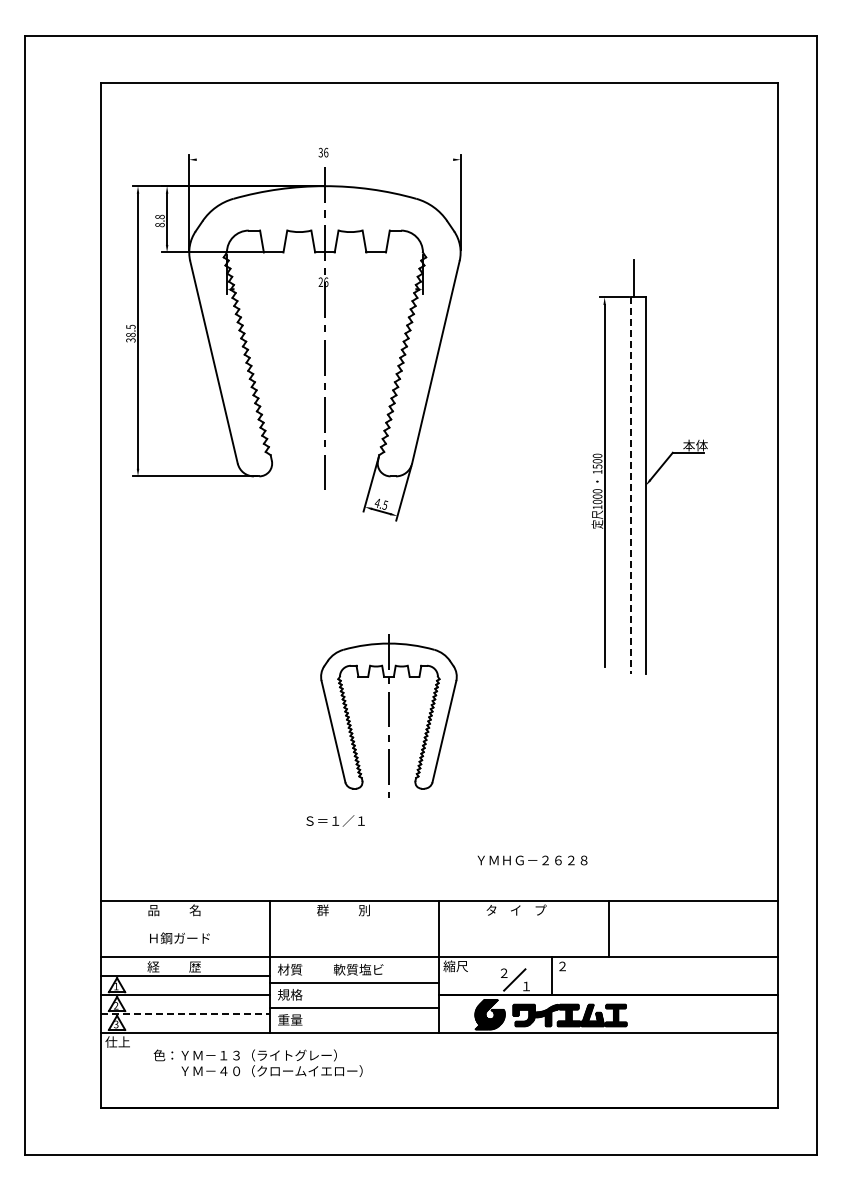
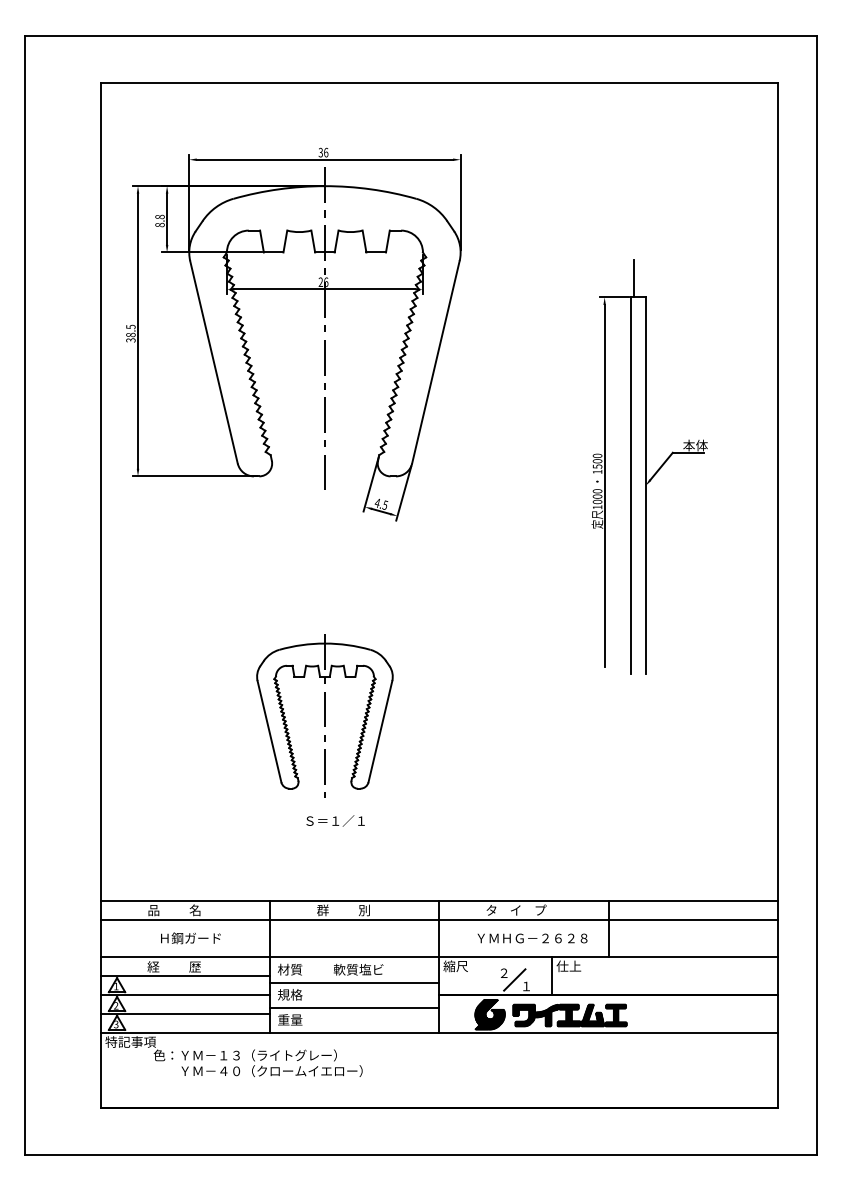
line: none -> present (324, 159)
line: none -> present (324, 289)
line: dashed -> solid (631, 486)
part position: (388, 715) -> (324, 715) (324, 715)
text position: (532, 860) -> (532, 938) (532, 938)
line: none -> present (439, 919)
text position: (179, 938) -> (190, 938) (190, 938)
text: ２ -> 仕上 (568, 966)
line: dashed -> solid (185, 1013)
text: 仕上 -> 特記事項 (130, 1041)
